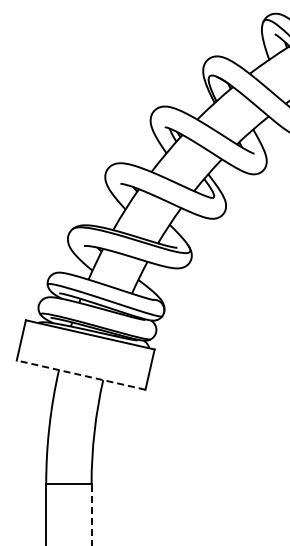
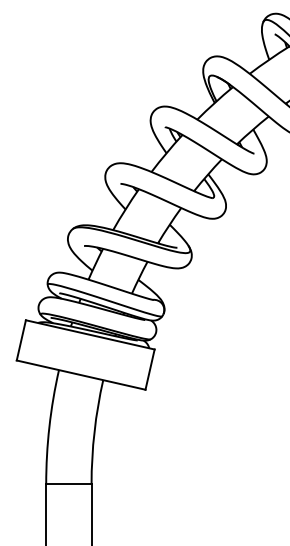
line: dashed -> solid (80, 375)
line: dashed -> solid (91, 514)
